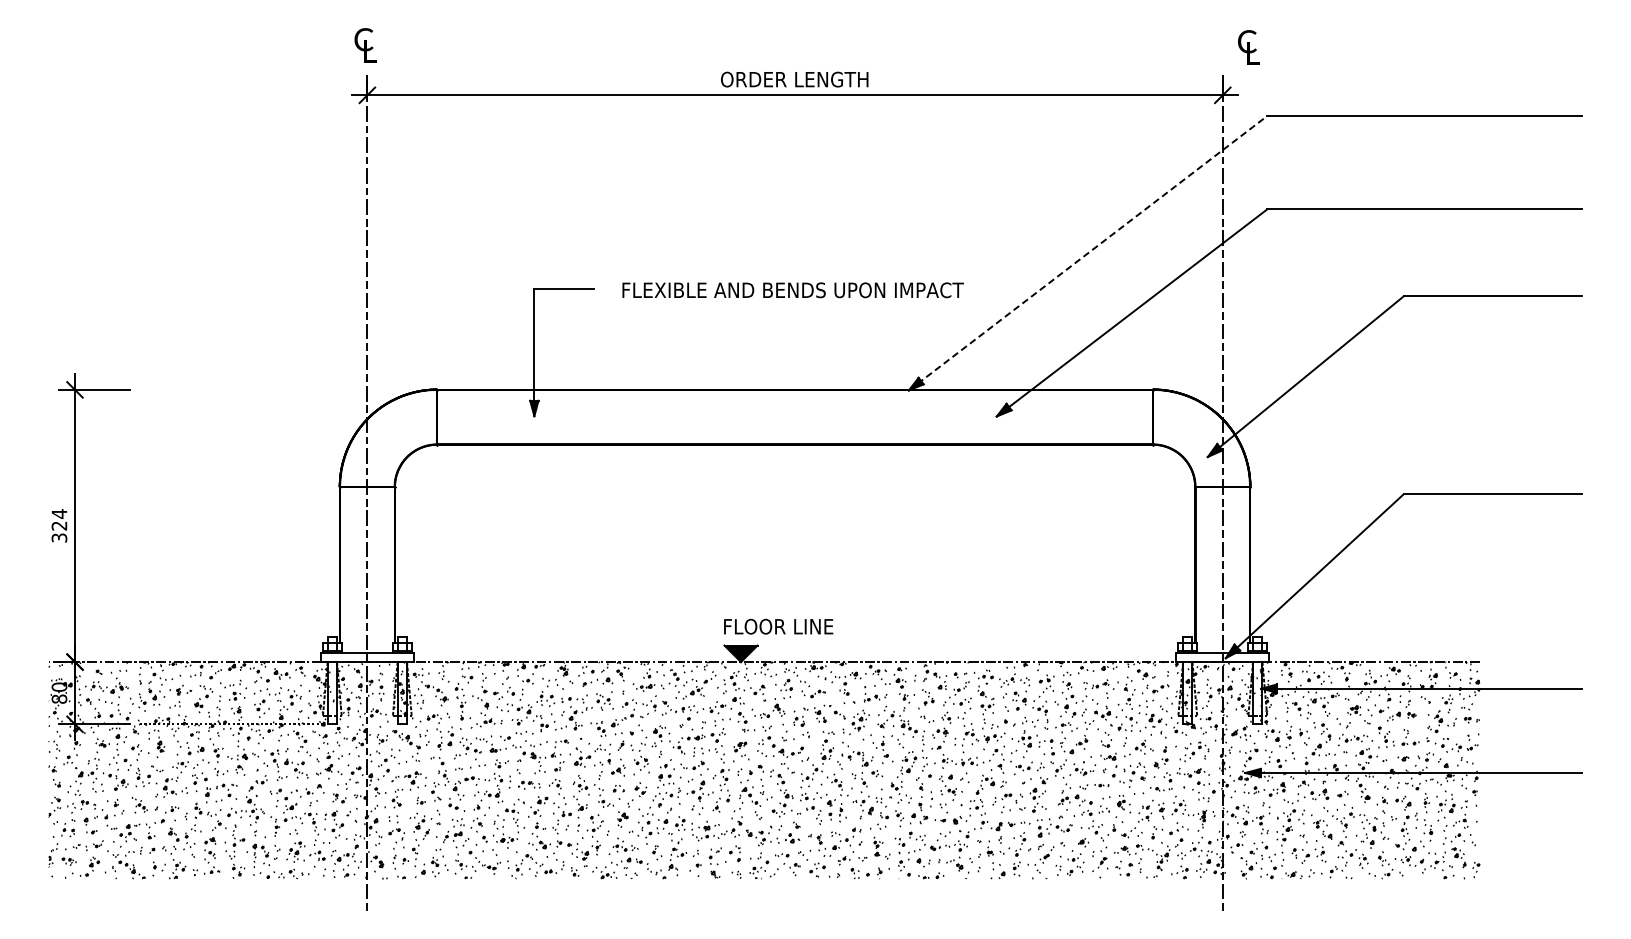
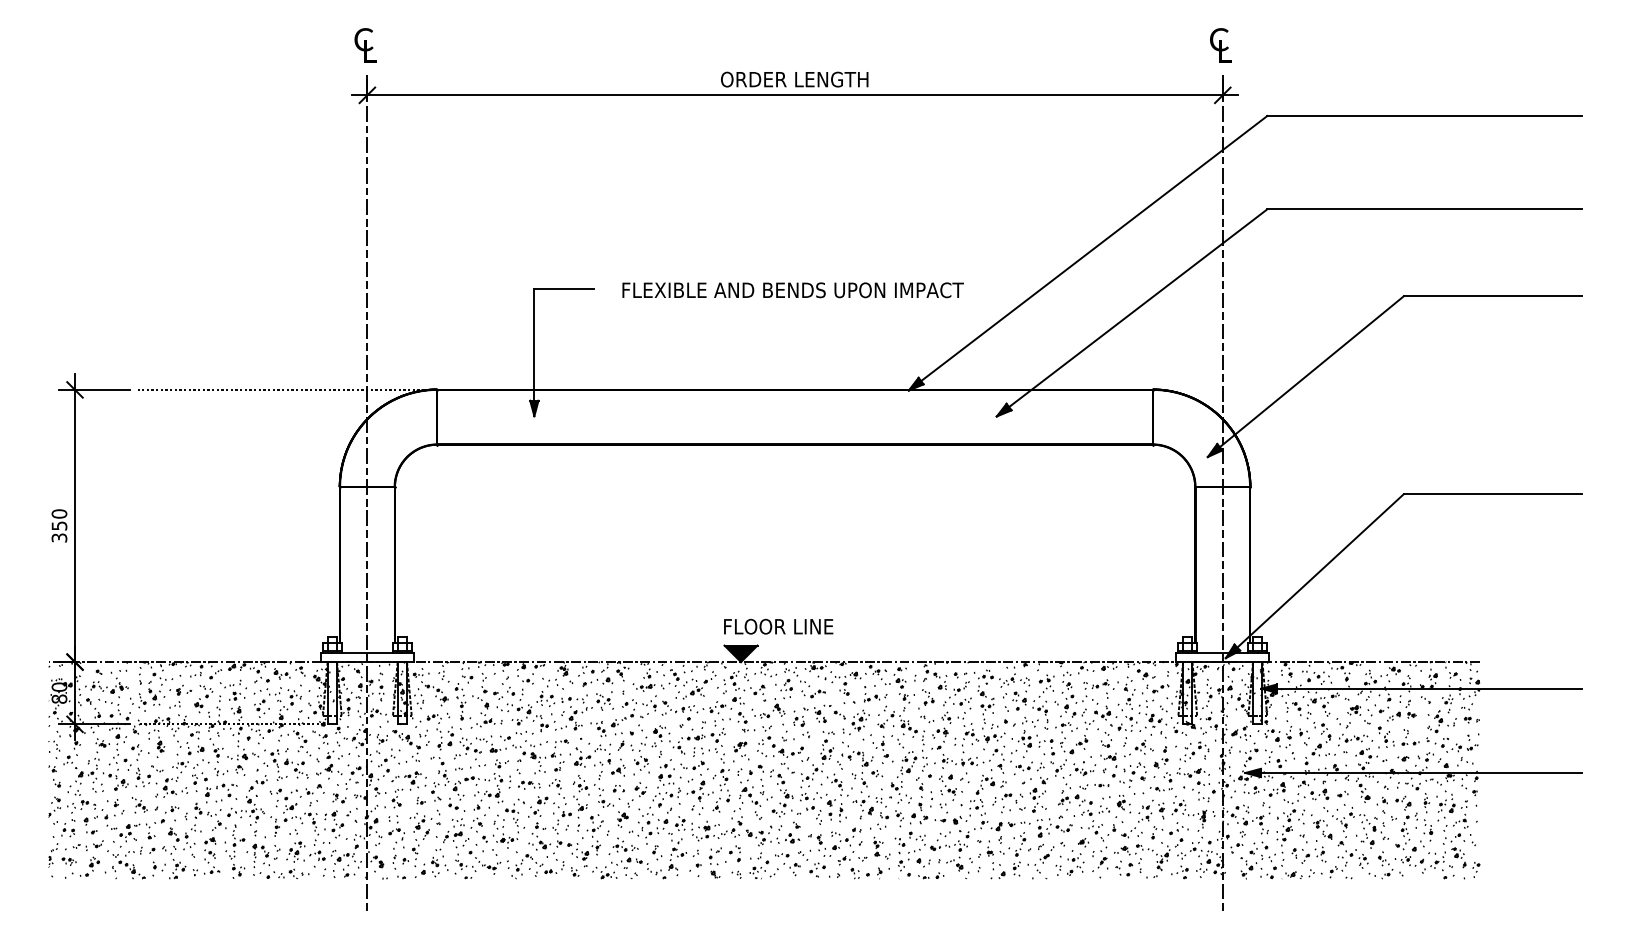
text position: (1248, 47) -> (1220, 45) (1220, 45)
line: dashed -> solid (1088, 253)
line: none -> present (285, 389)
text: 324 -> 350 (59, 519)
